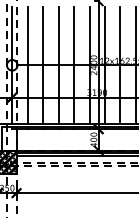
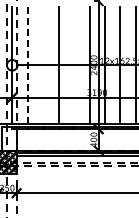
line: solid -> dashed (27, 64)
line: present -> none (43, 64)
line: present -> none (74, 64)
